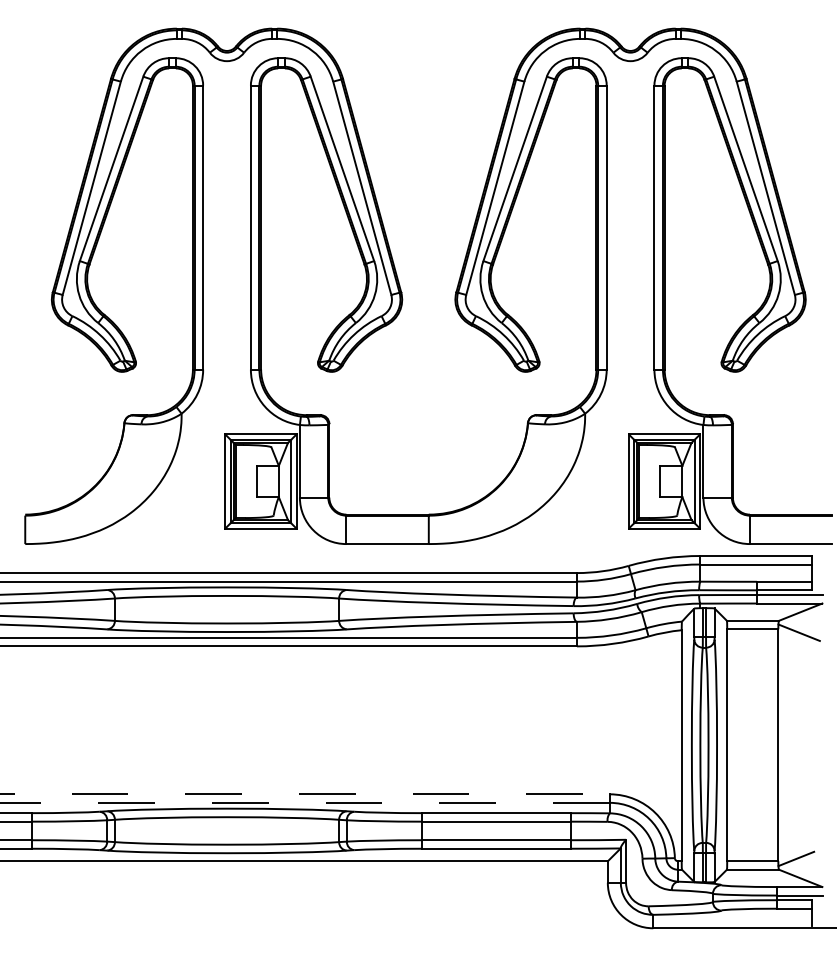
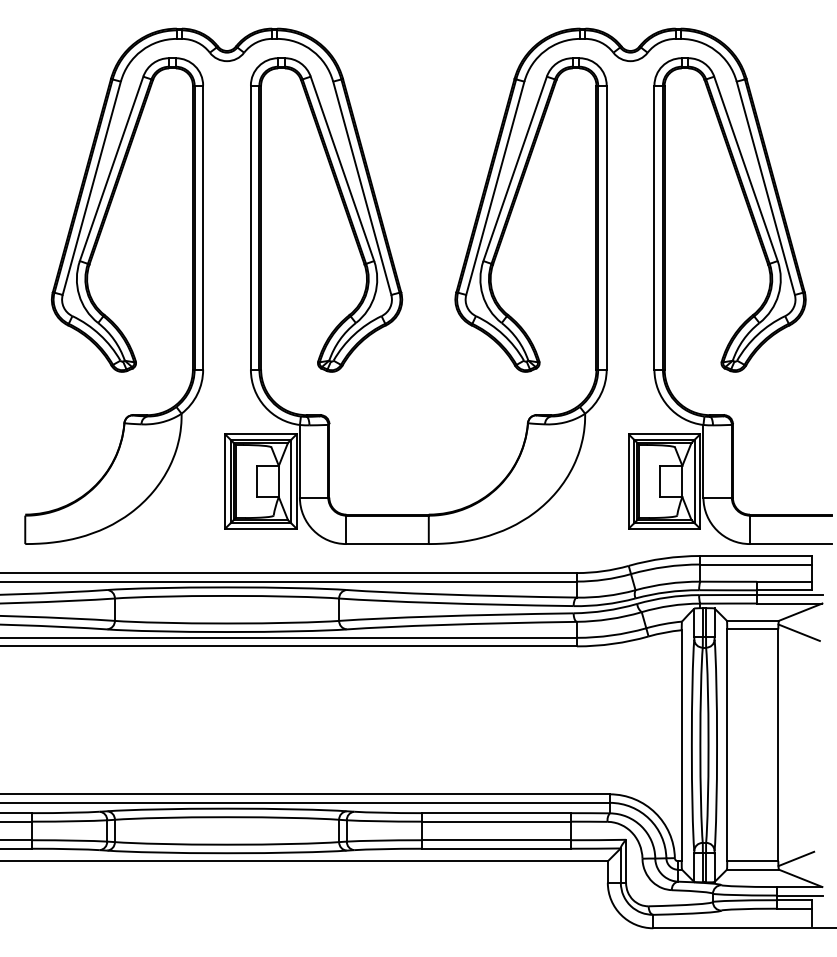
line: dashed -> solid (304, 794)
line: dashed -> solid (304, 802)
